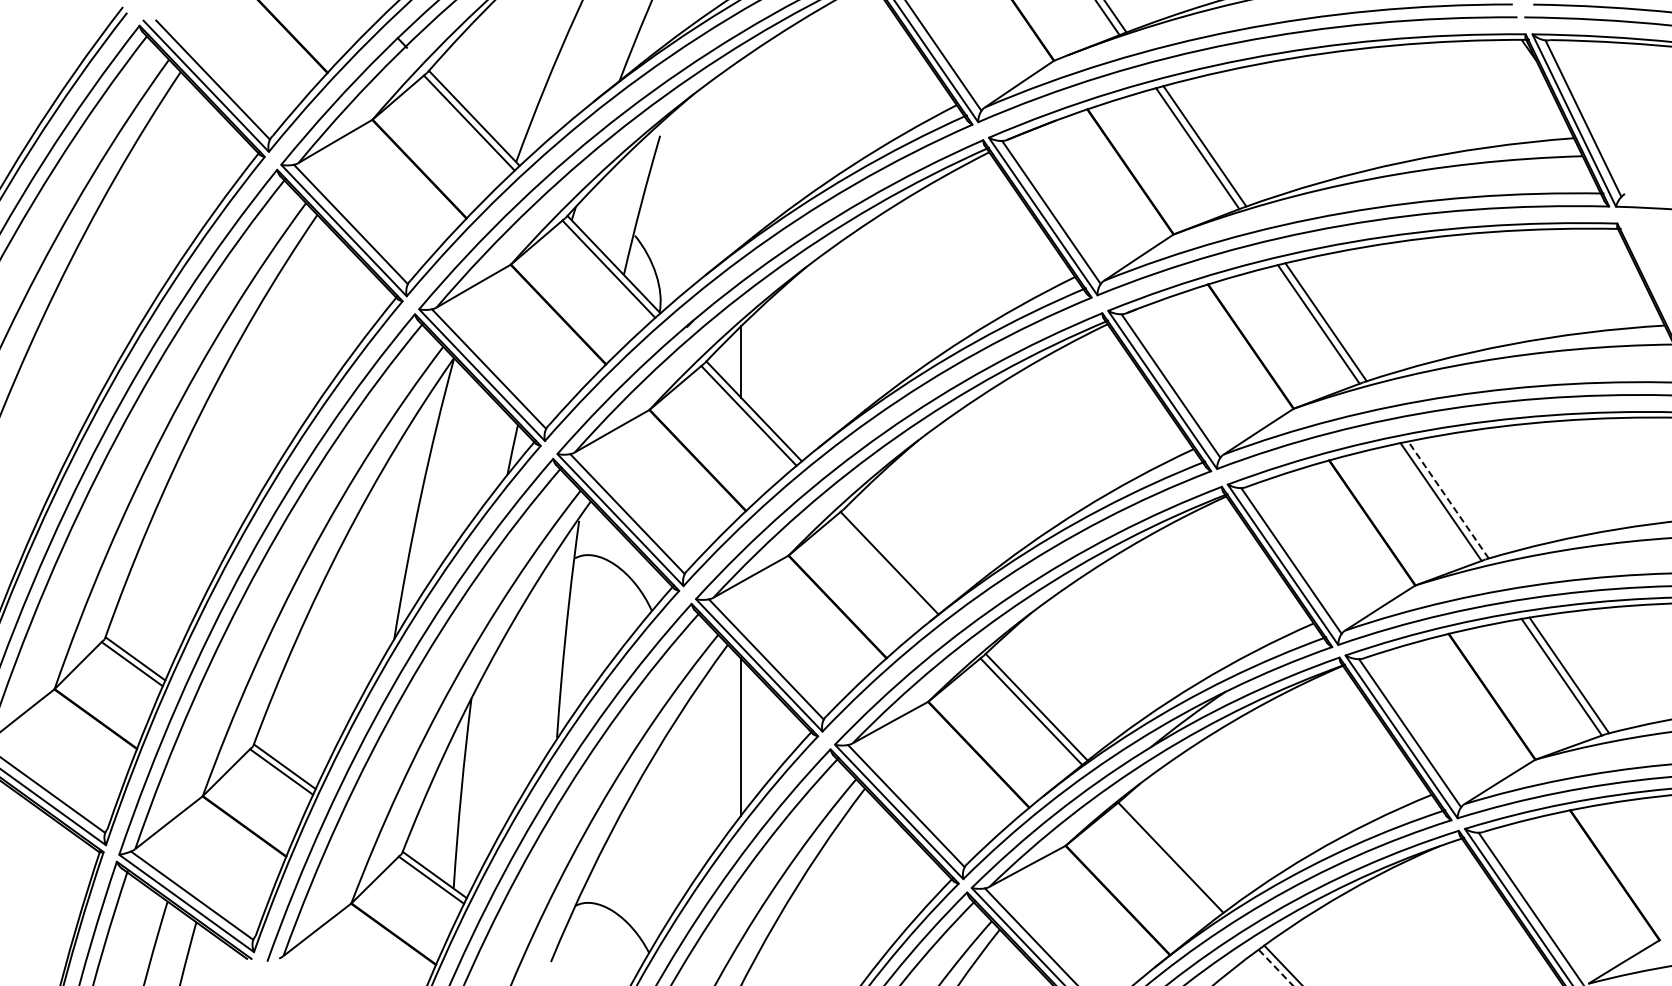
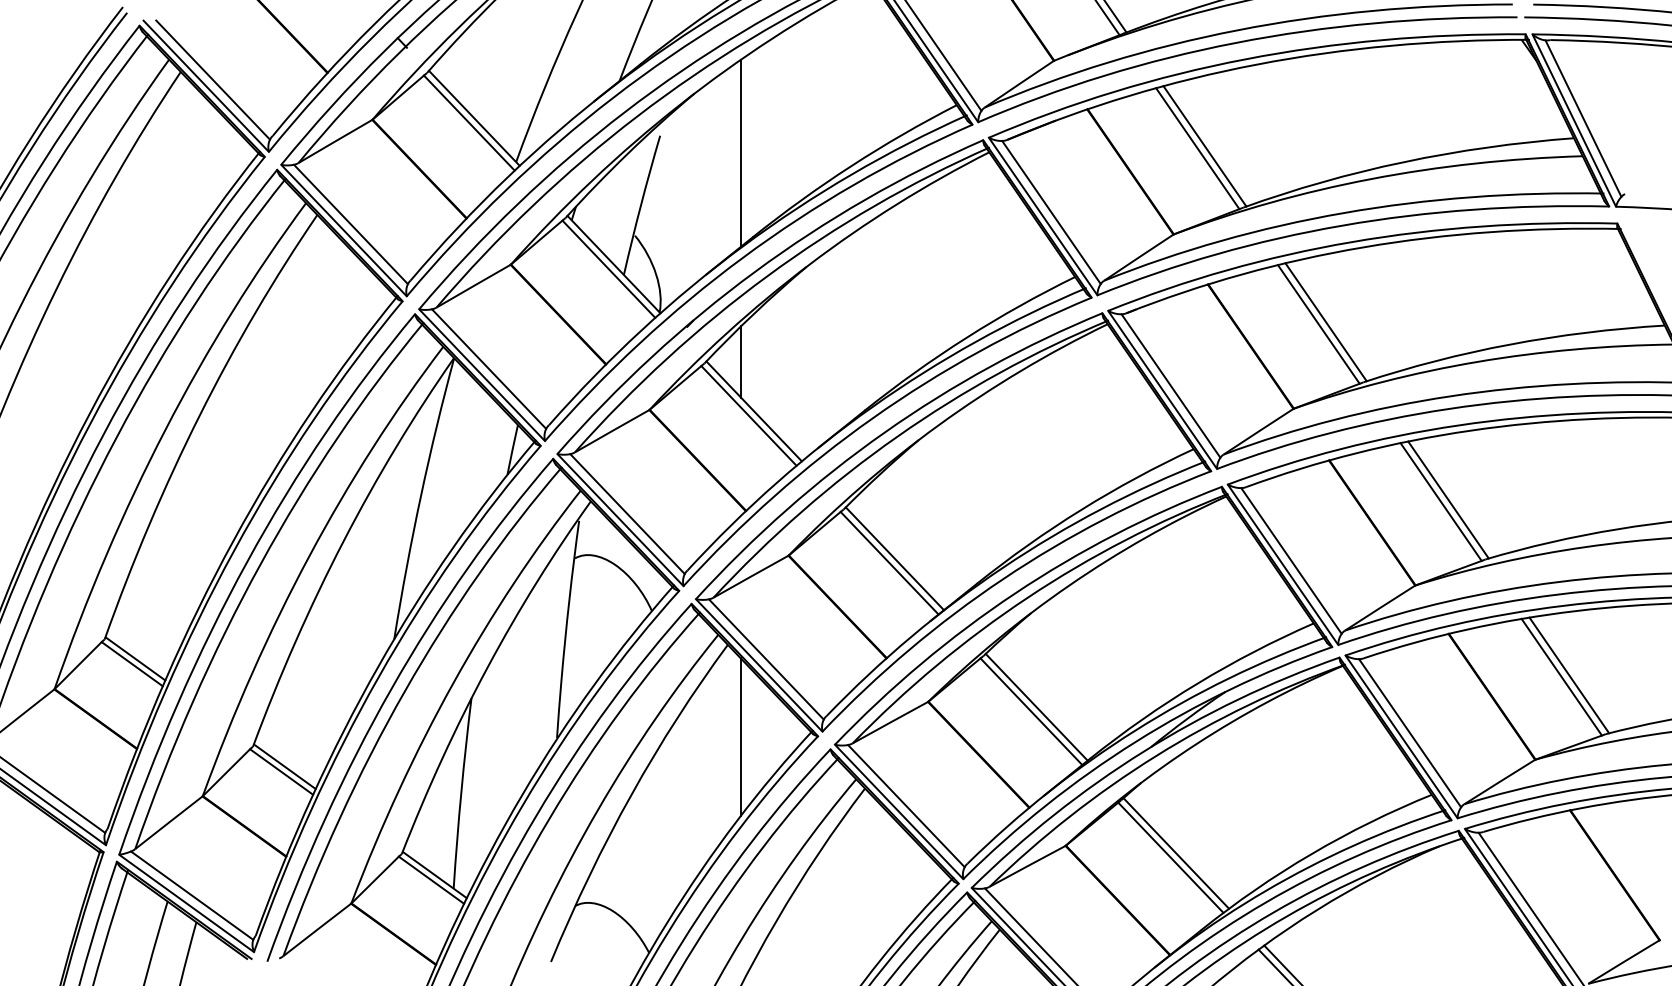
line: none -> present (740, 152)
line: dashed -> solid (1448, 499)
line: none -> present (894, 558)
line: none -> present (1176, 853)
line: dashed -> solid (1275, 967)
